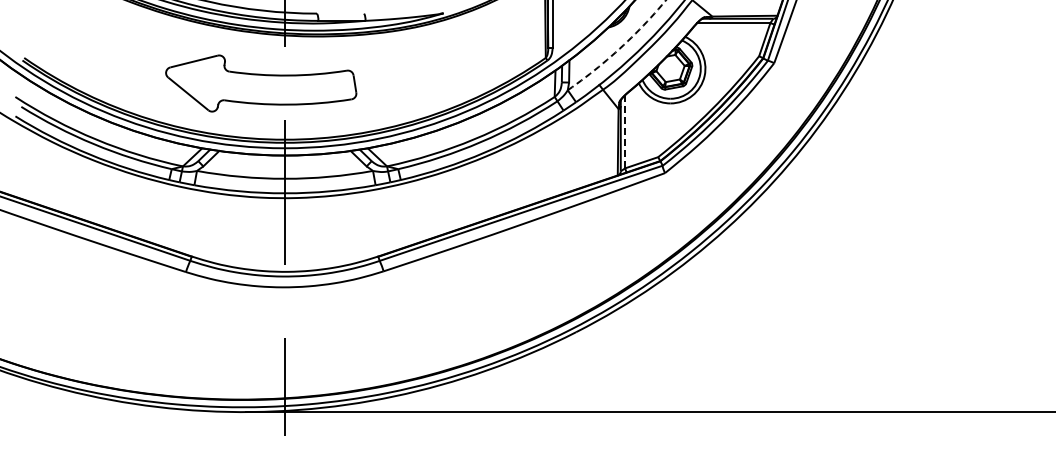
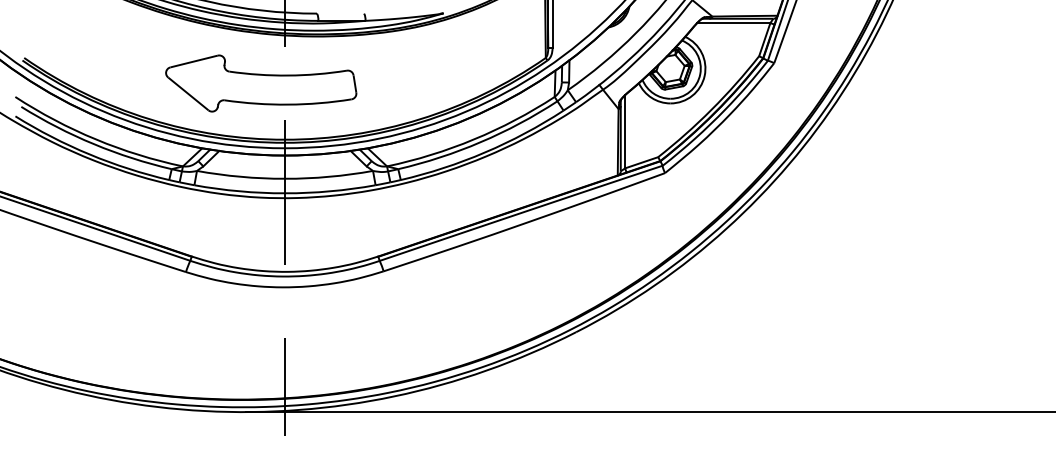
arc: dashed -> solid (620, 48)
line: dashed -> solid (625, 131)
